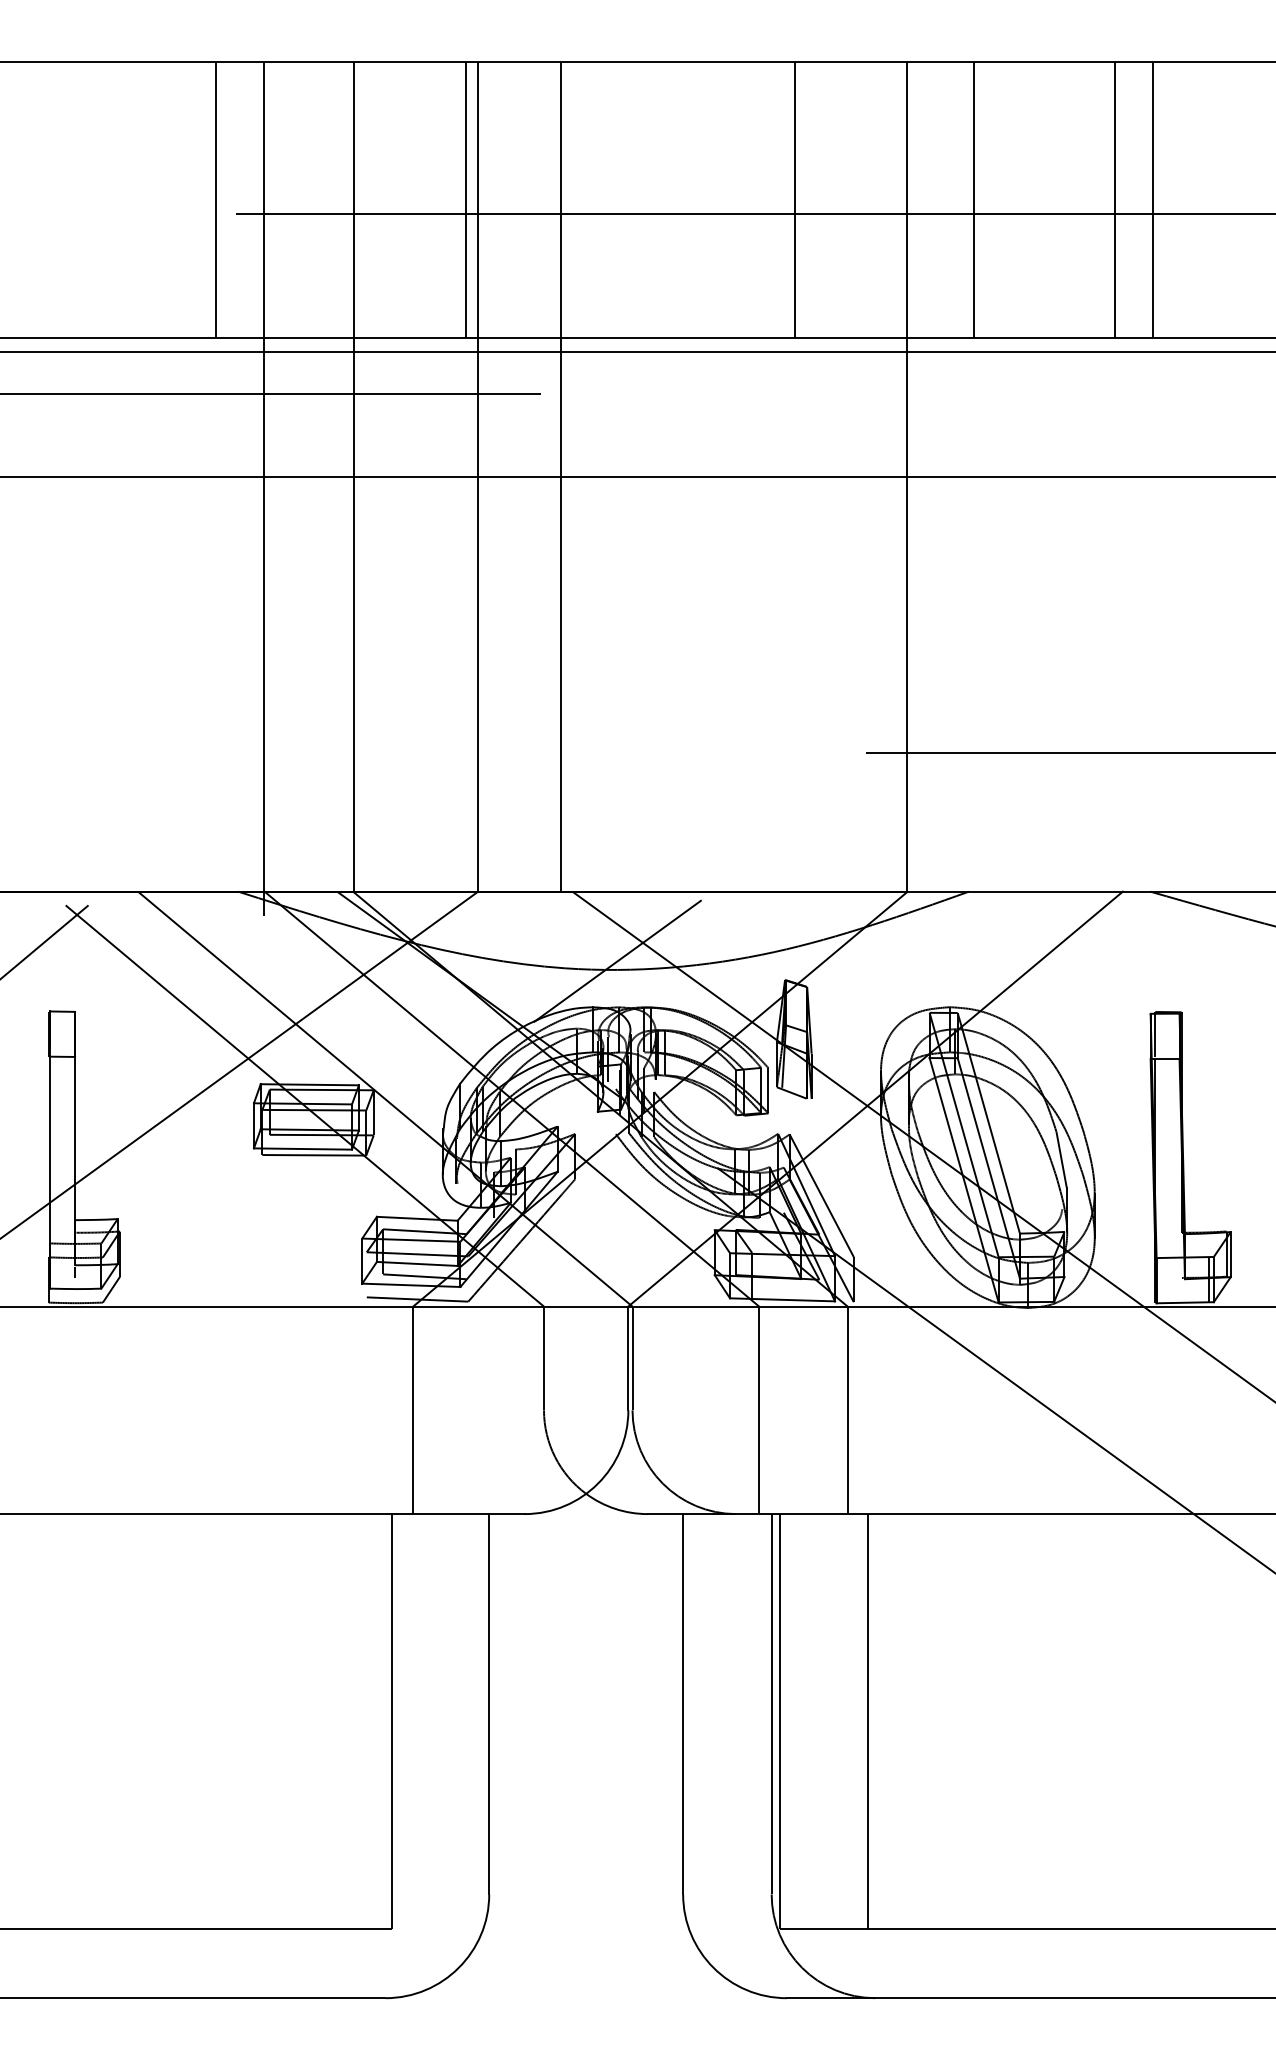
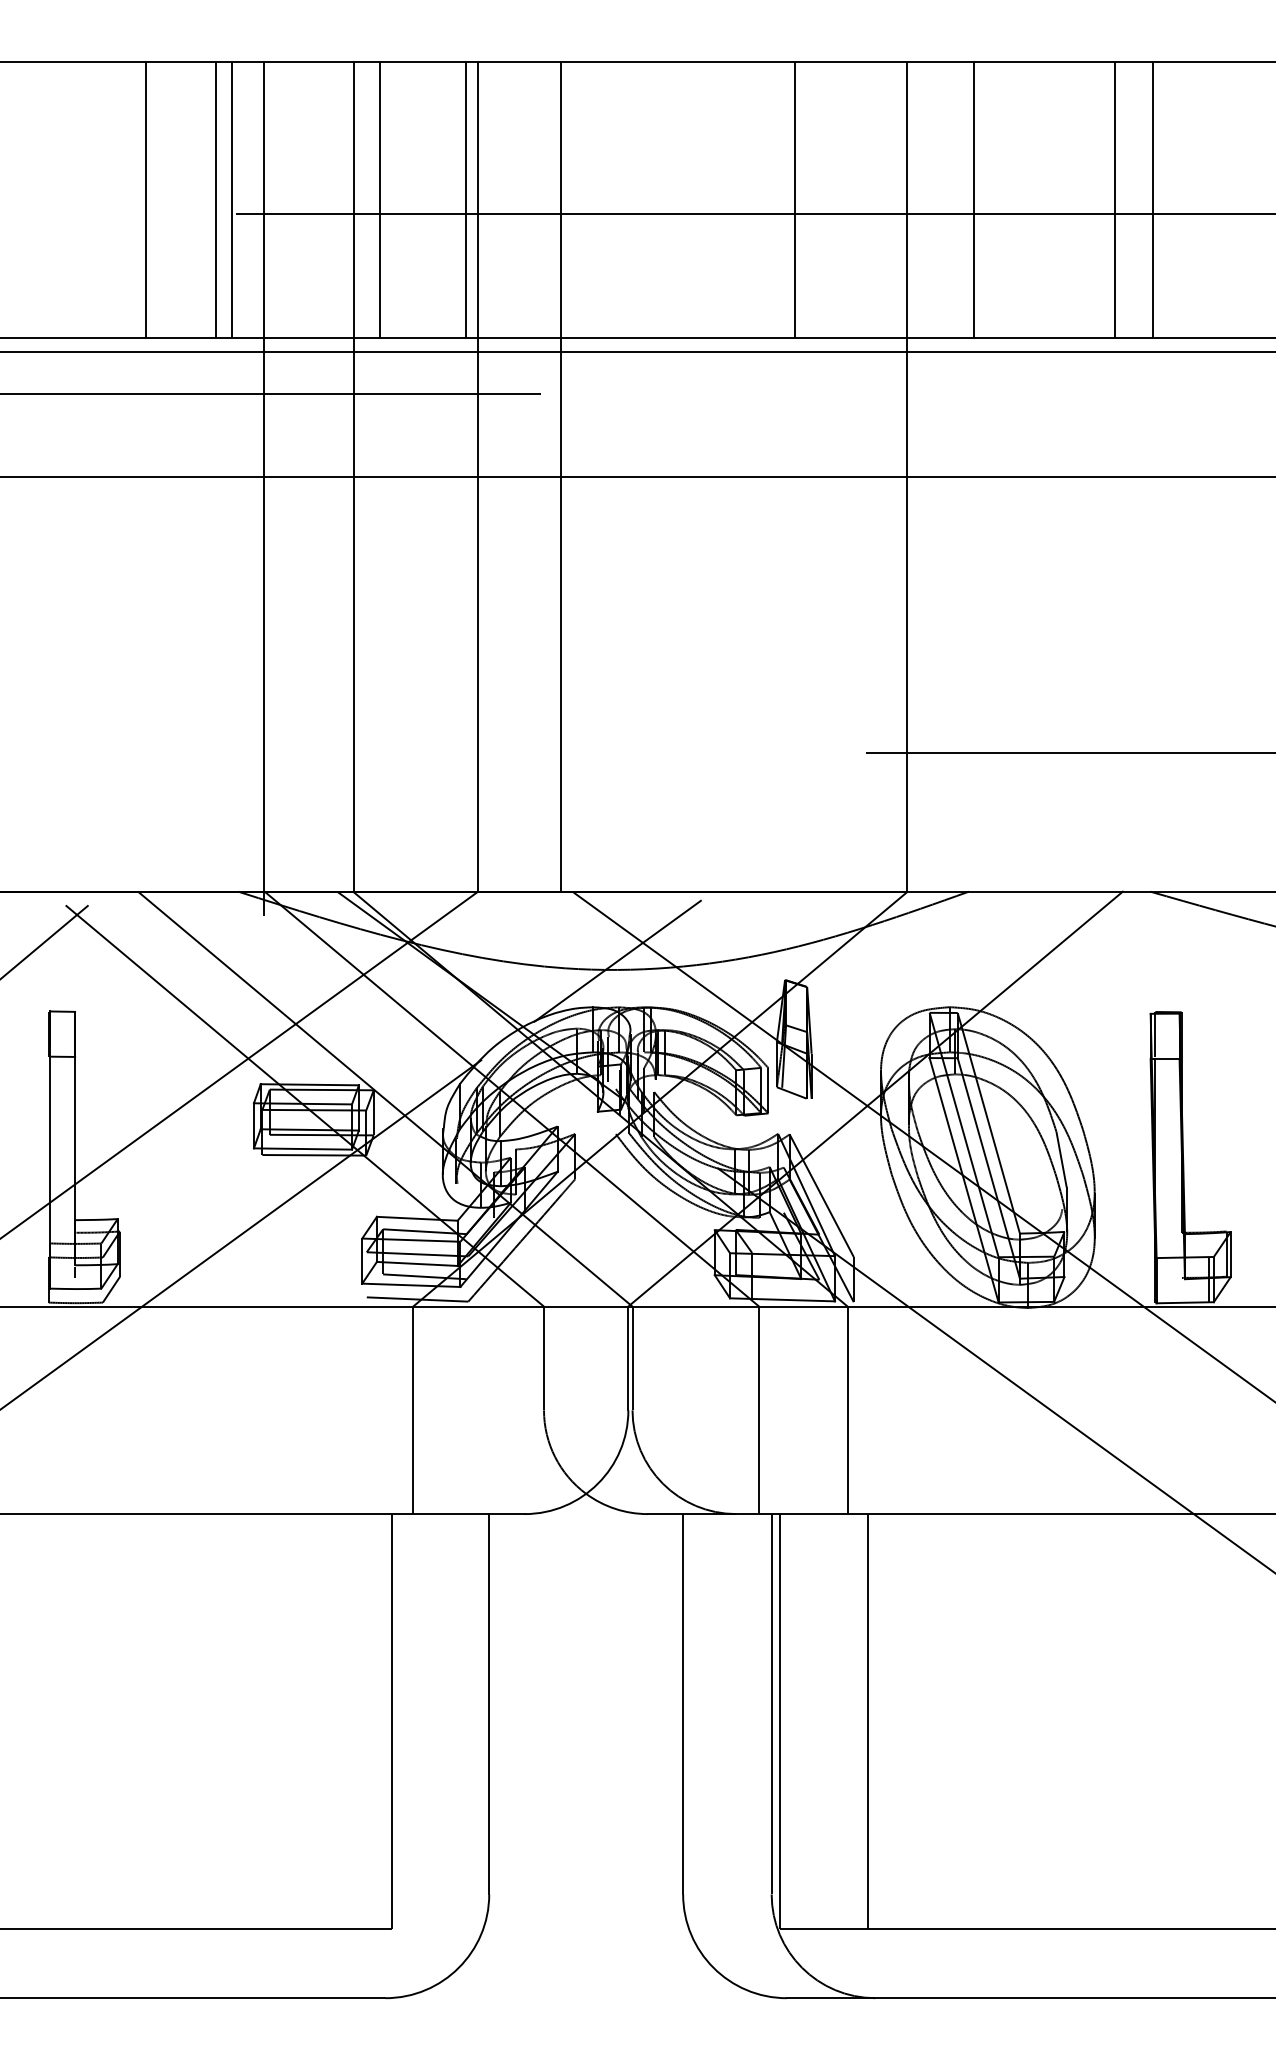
line: none -> present (146, 199)
line: none -> present (231, 199)
line: none -> present (379, 199)
line: none -> present (242, 1233)
